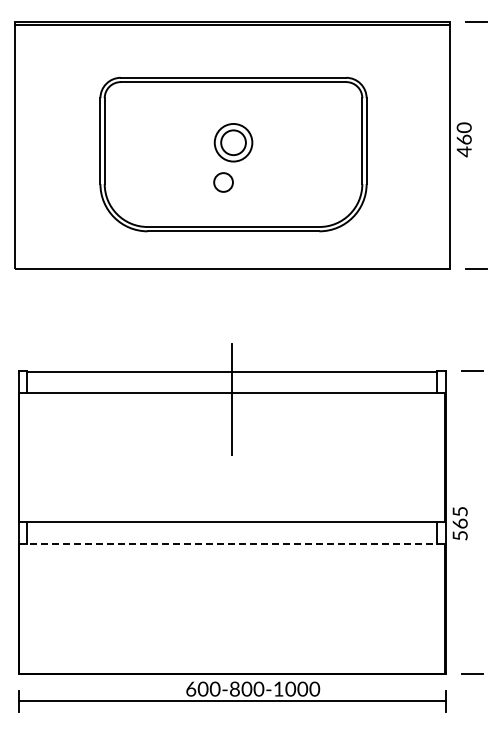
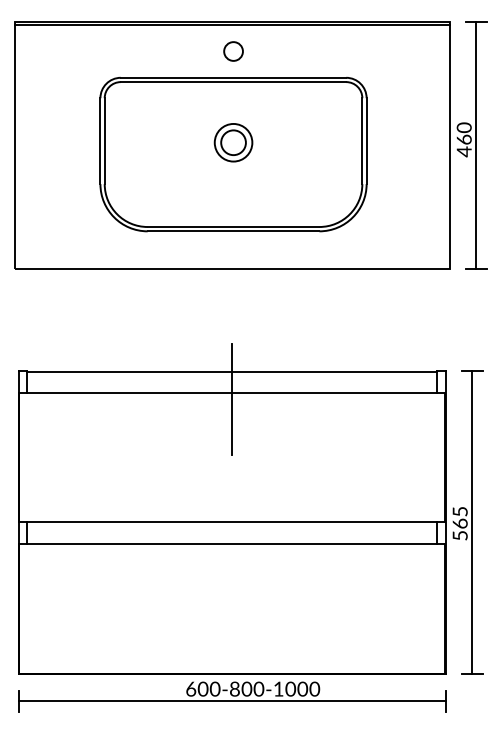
line: none -> present (475, 145)
circle position: (223, 182) -> (233, 51) (233, 51)
line: none -> present (471, 522)
line: dashed -> solid (232, 543)
